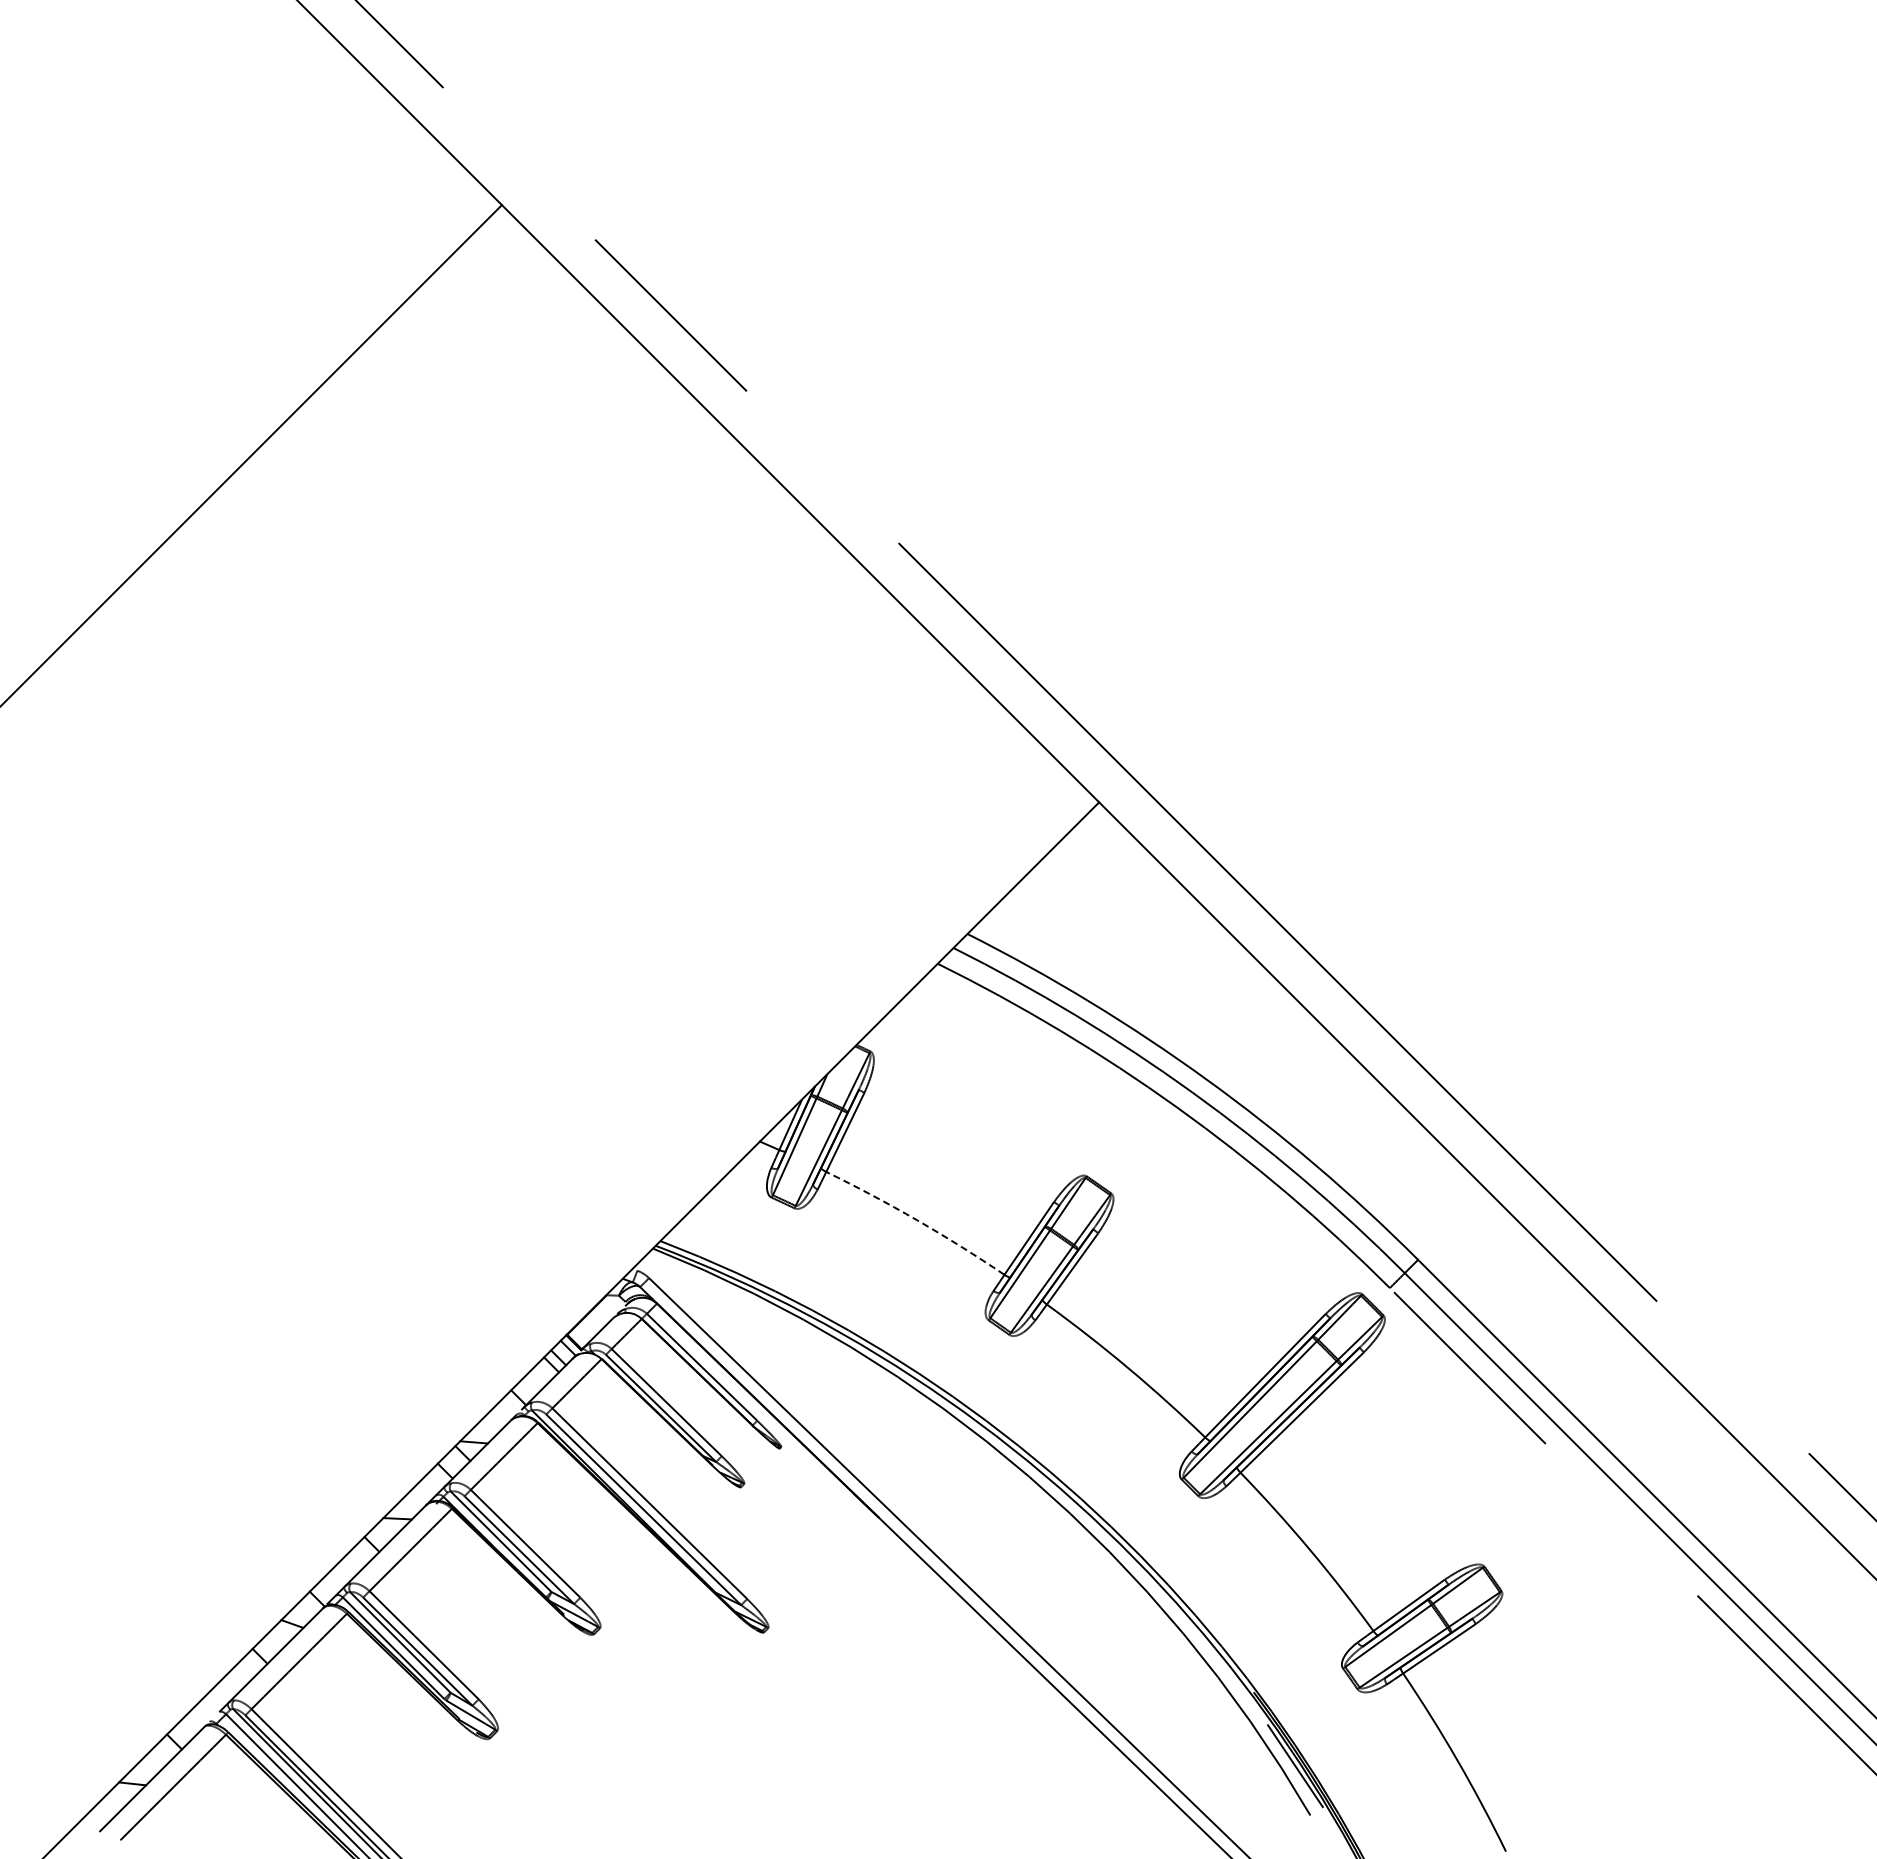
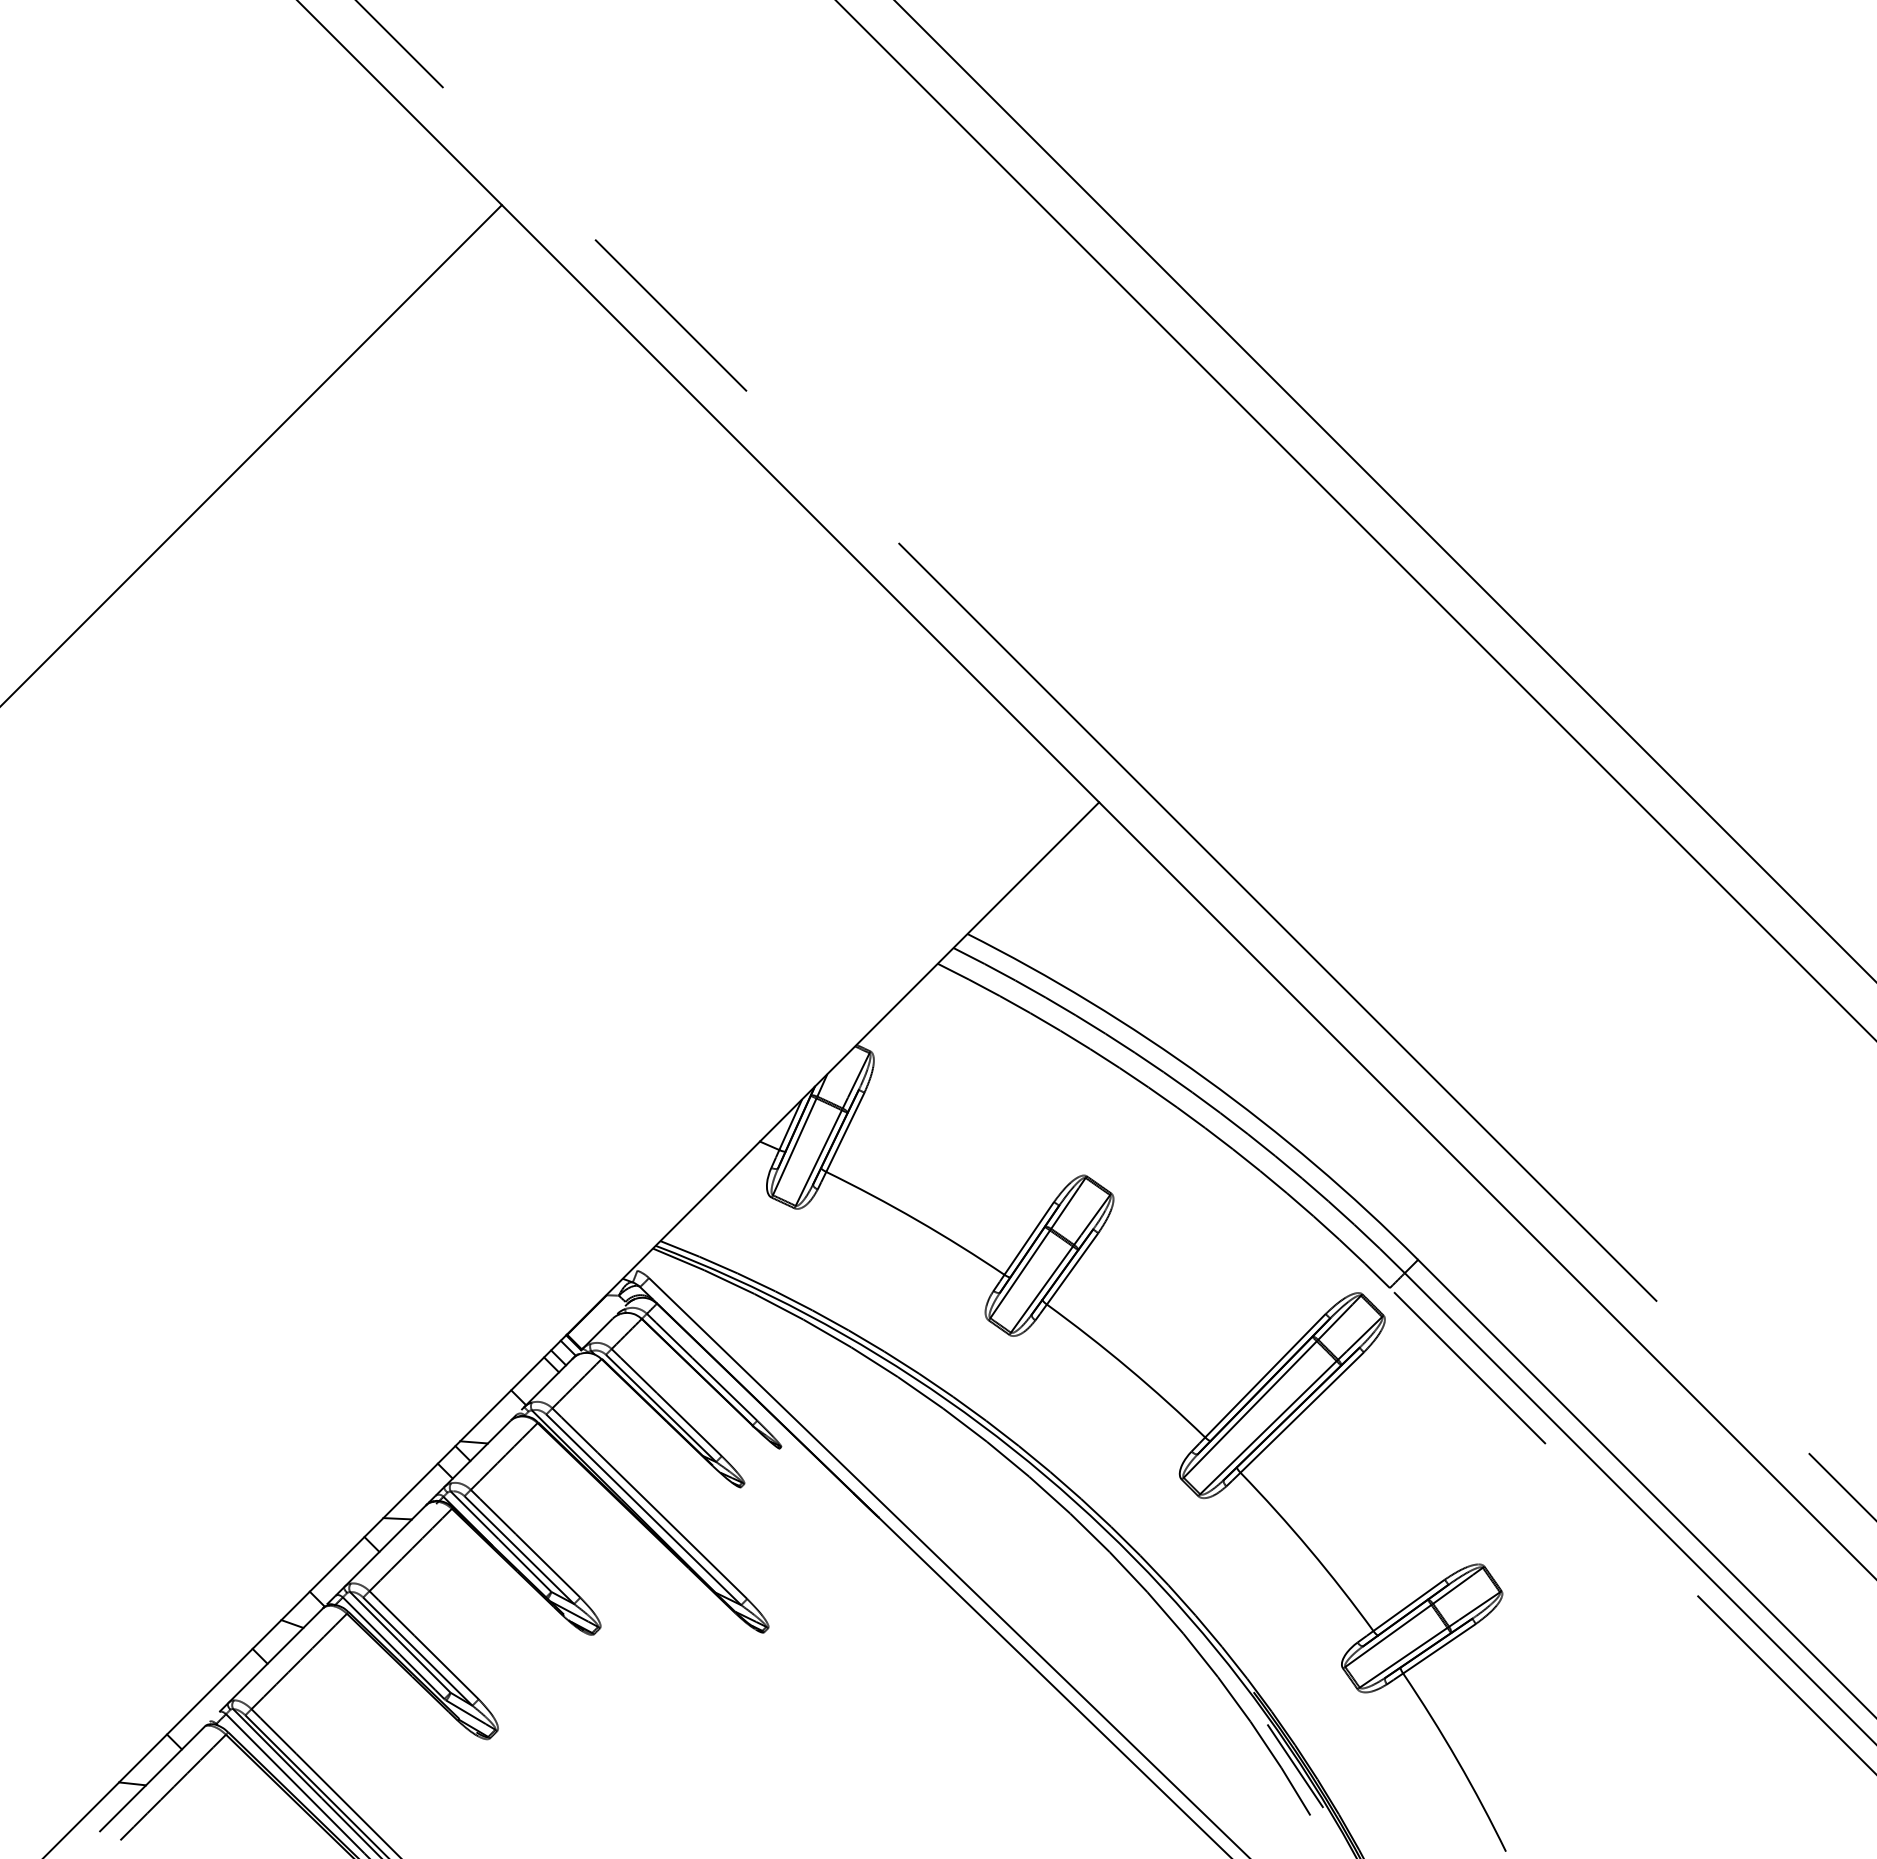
line: none -> present (1384, 490)
line: none -> present (1355, 520)
arc: dashed -> solid (917, 1220)
